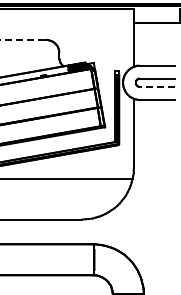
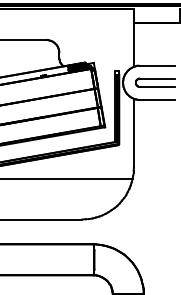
line: dashed -> solid (23, 39)
line: dashed -> solid (157, 86)
